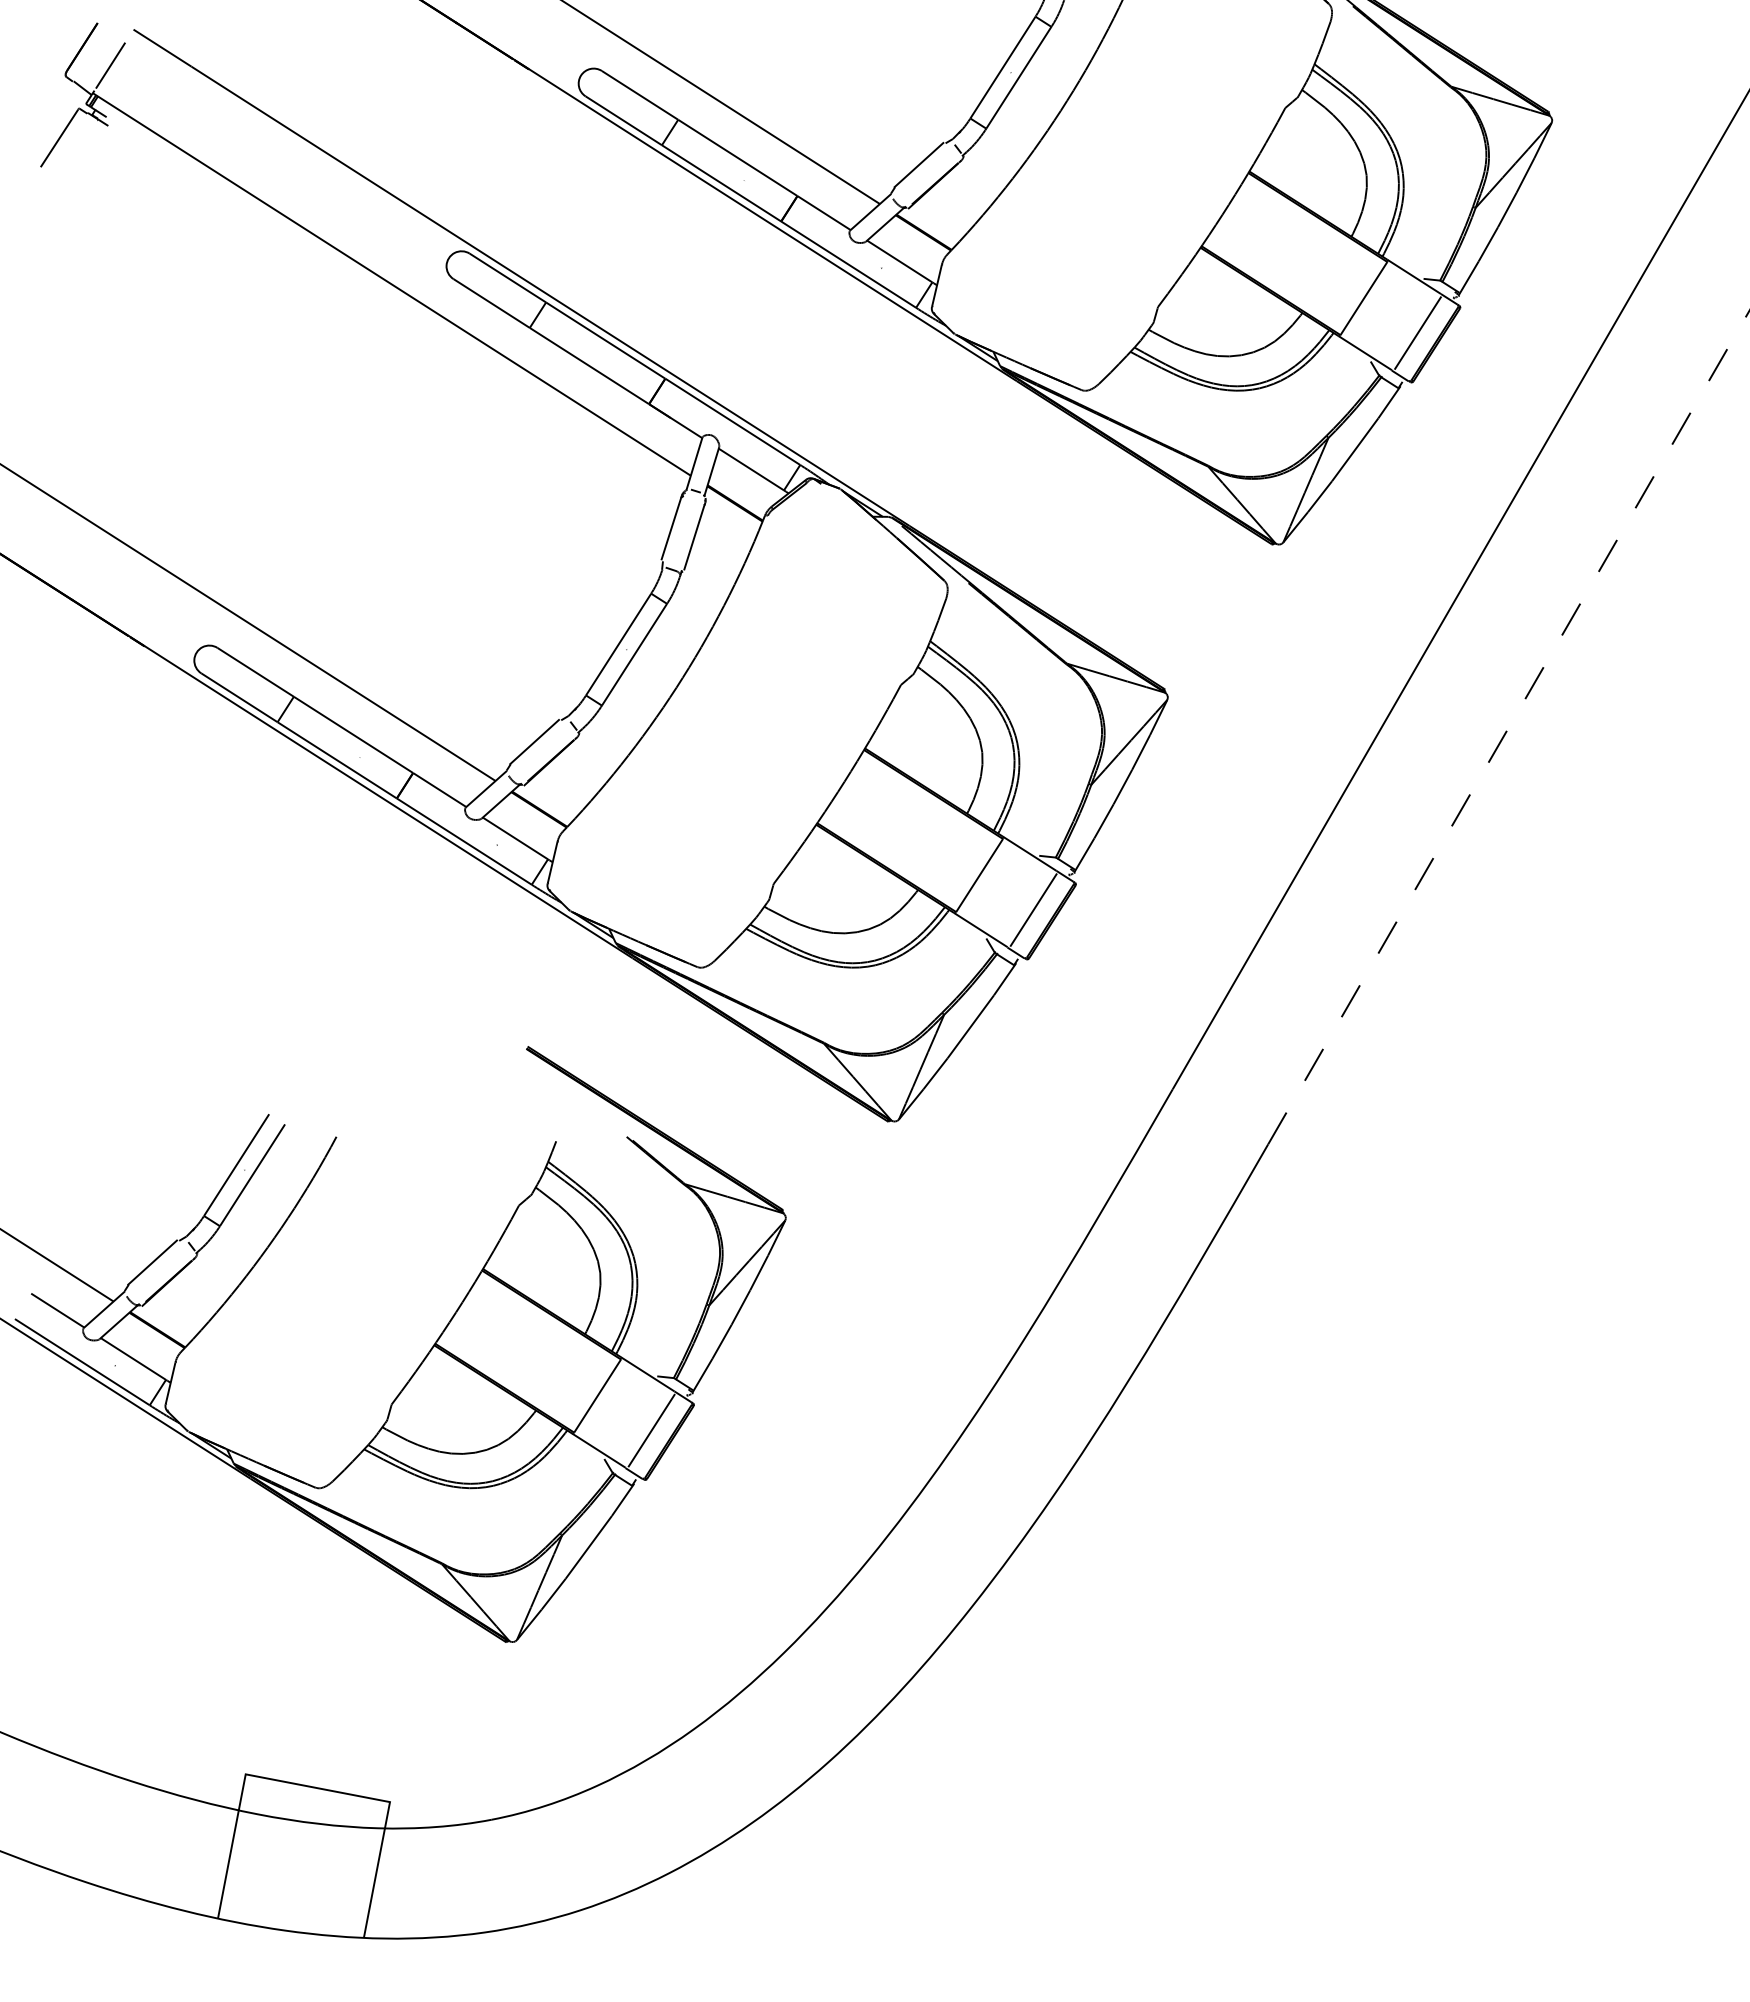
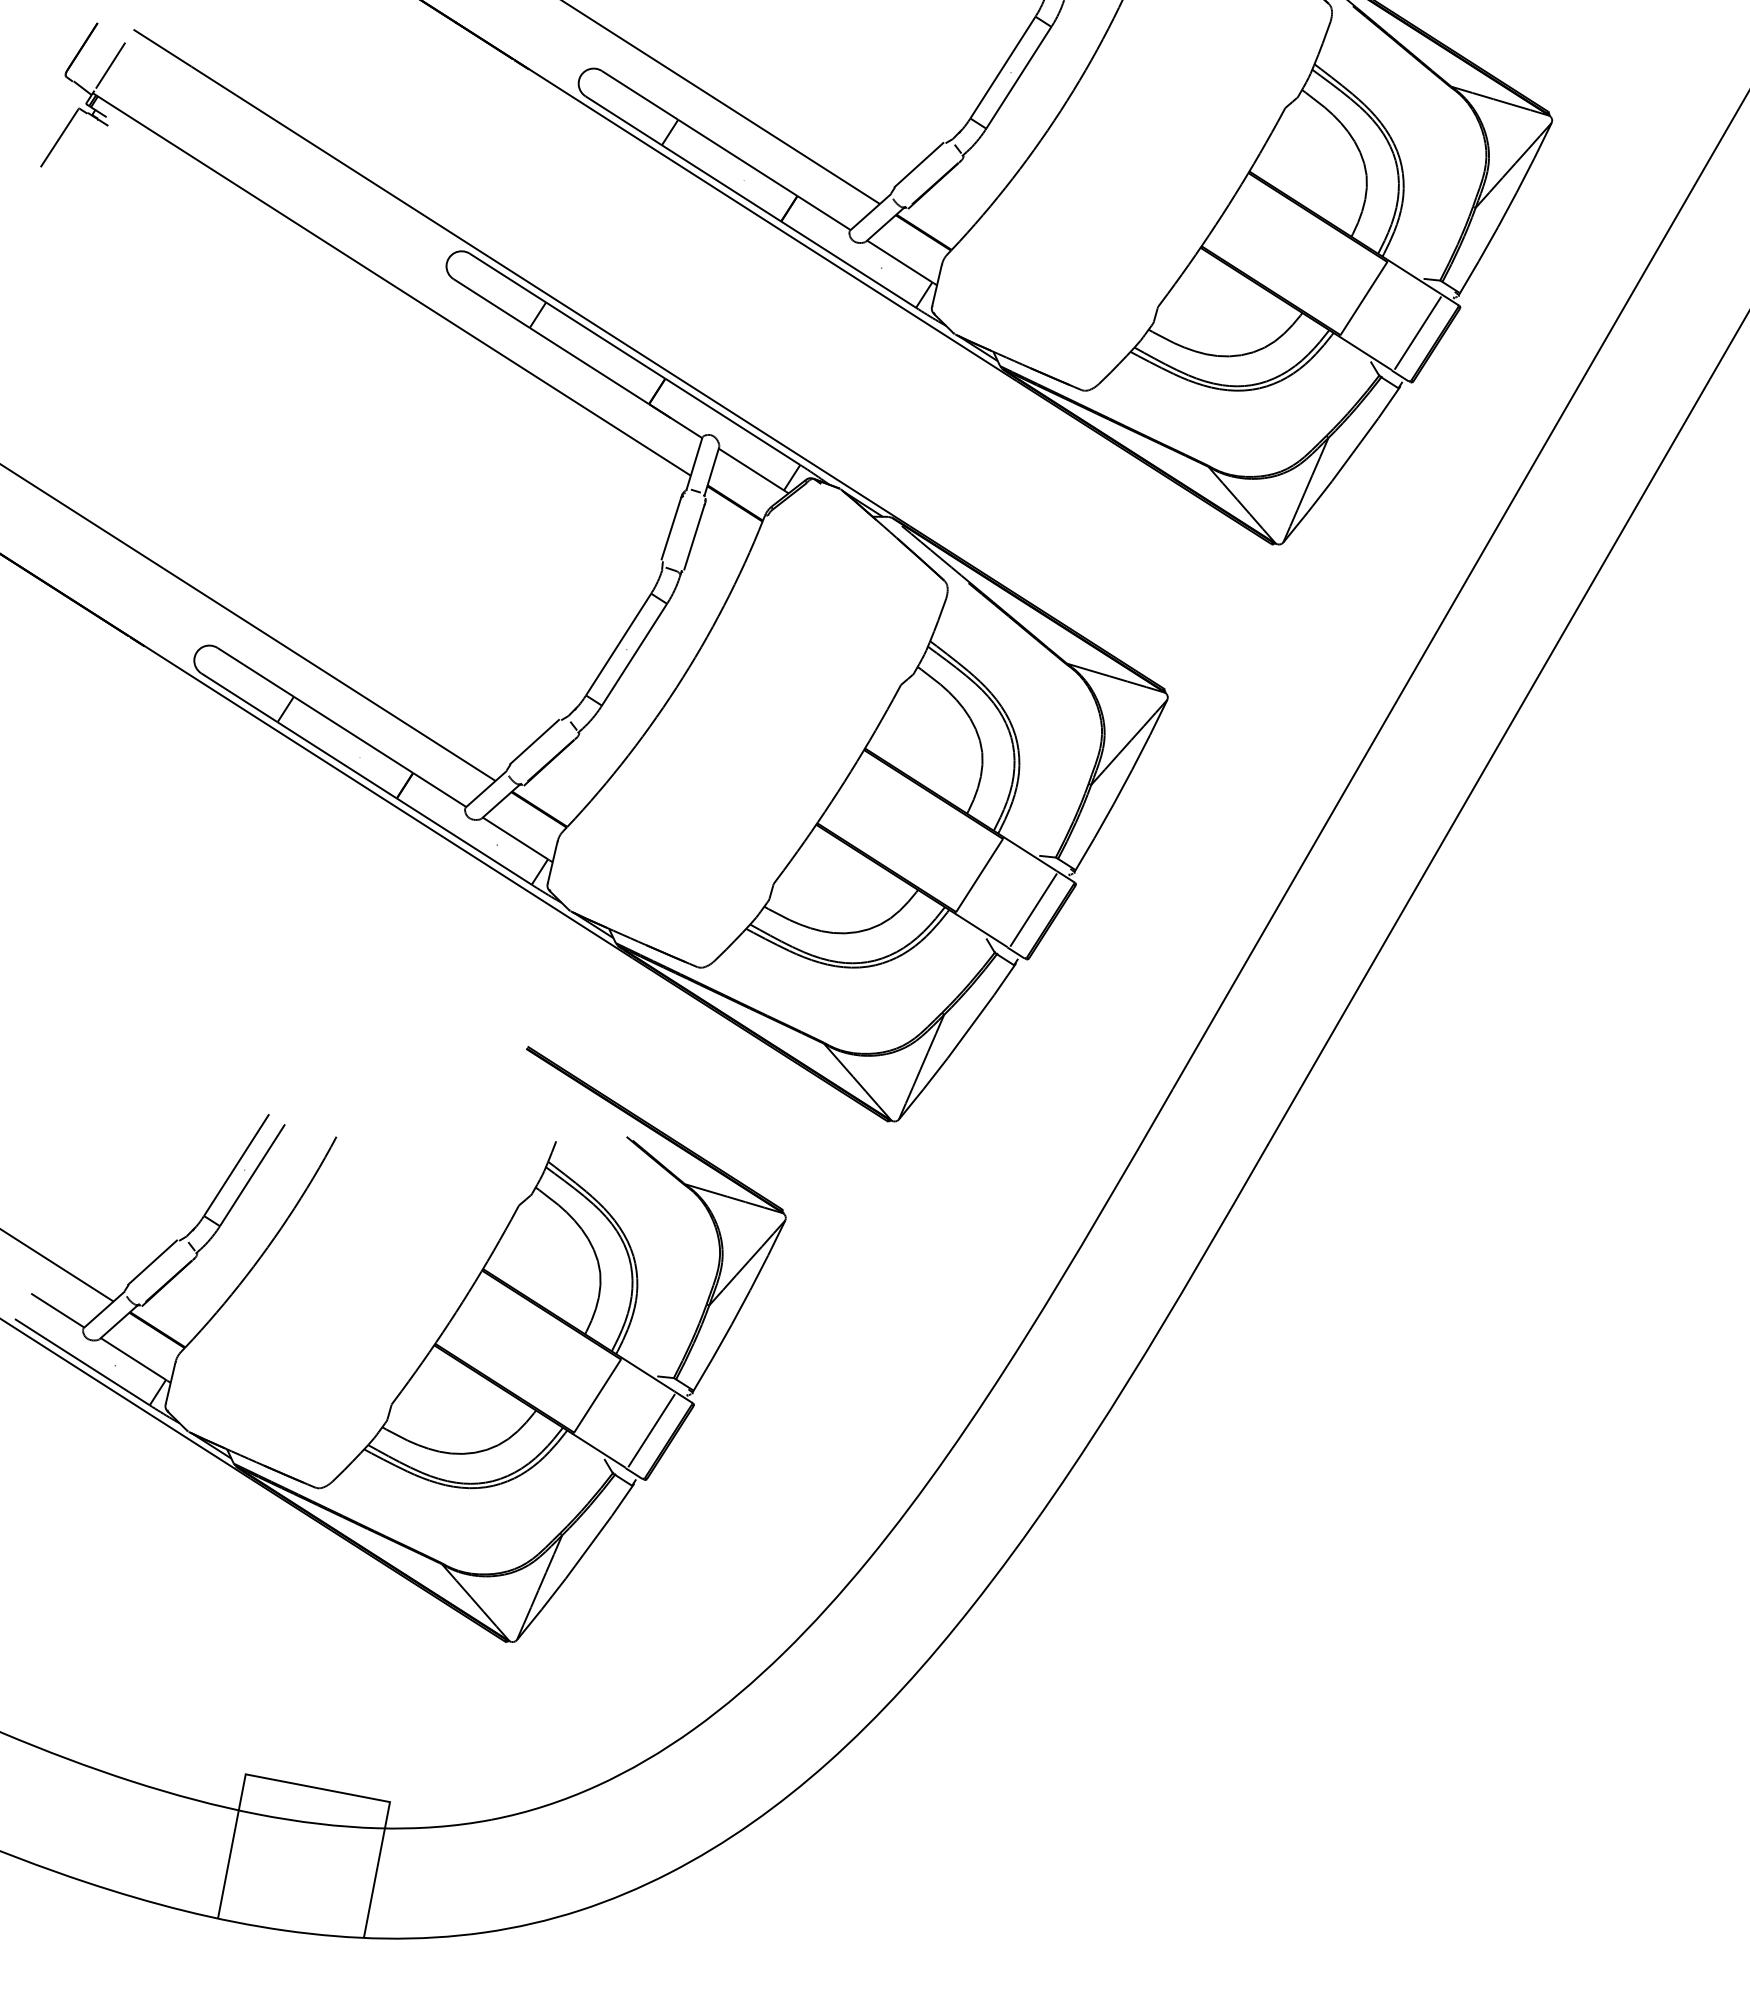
line: dashed -> solid (1509, 727)
